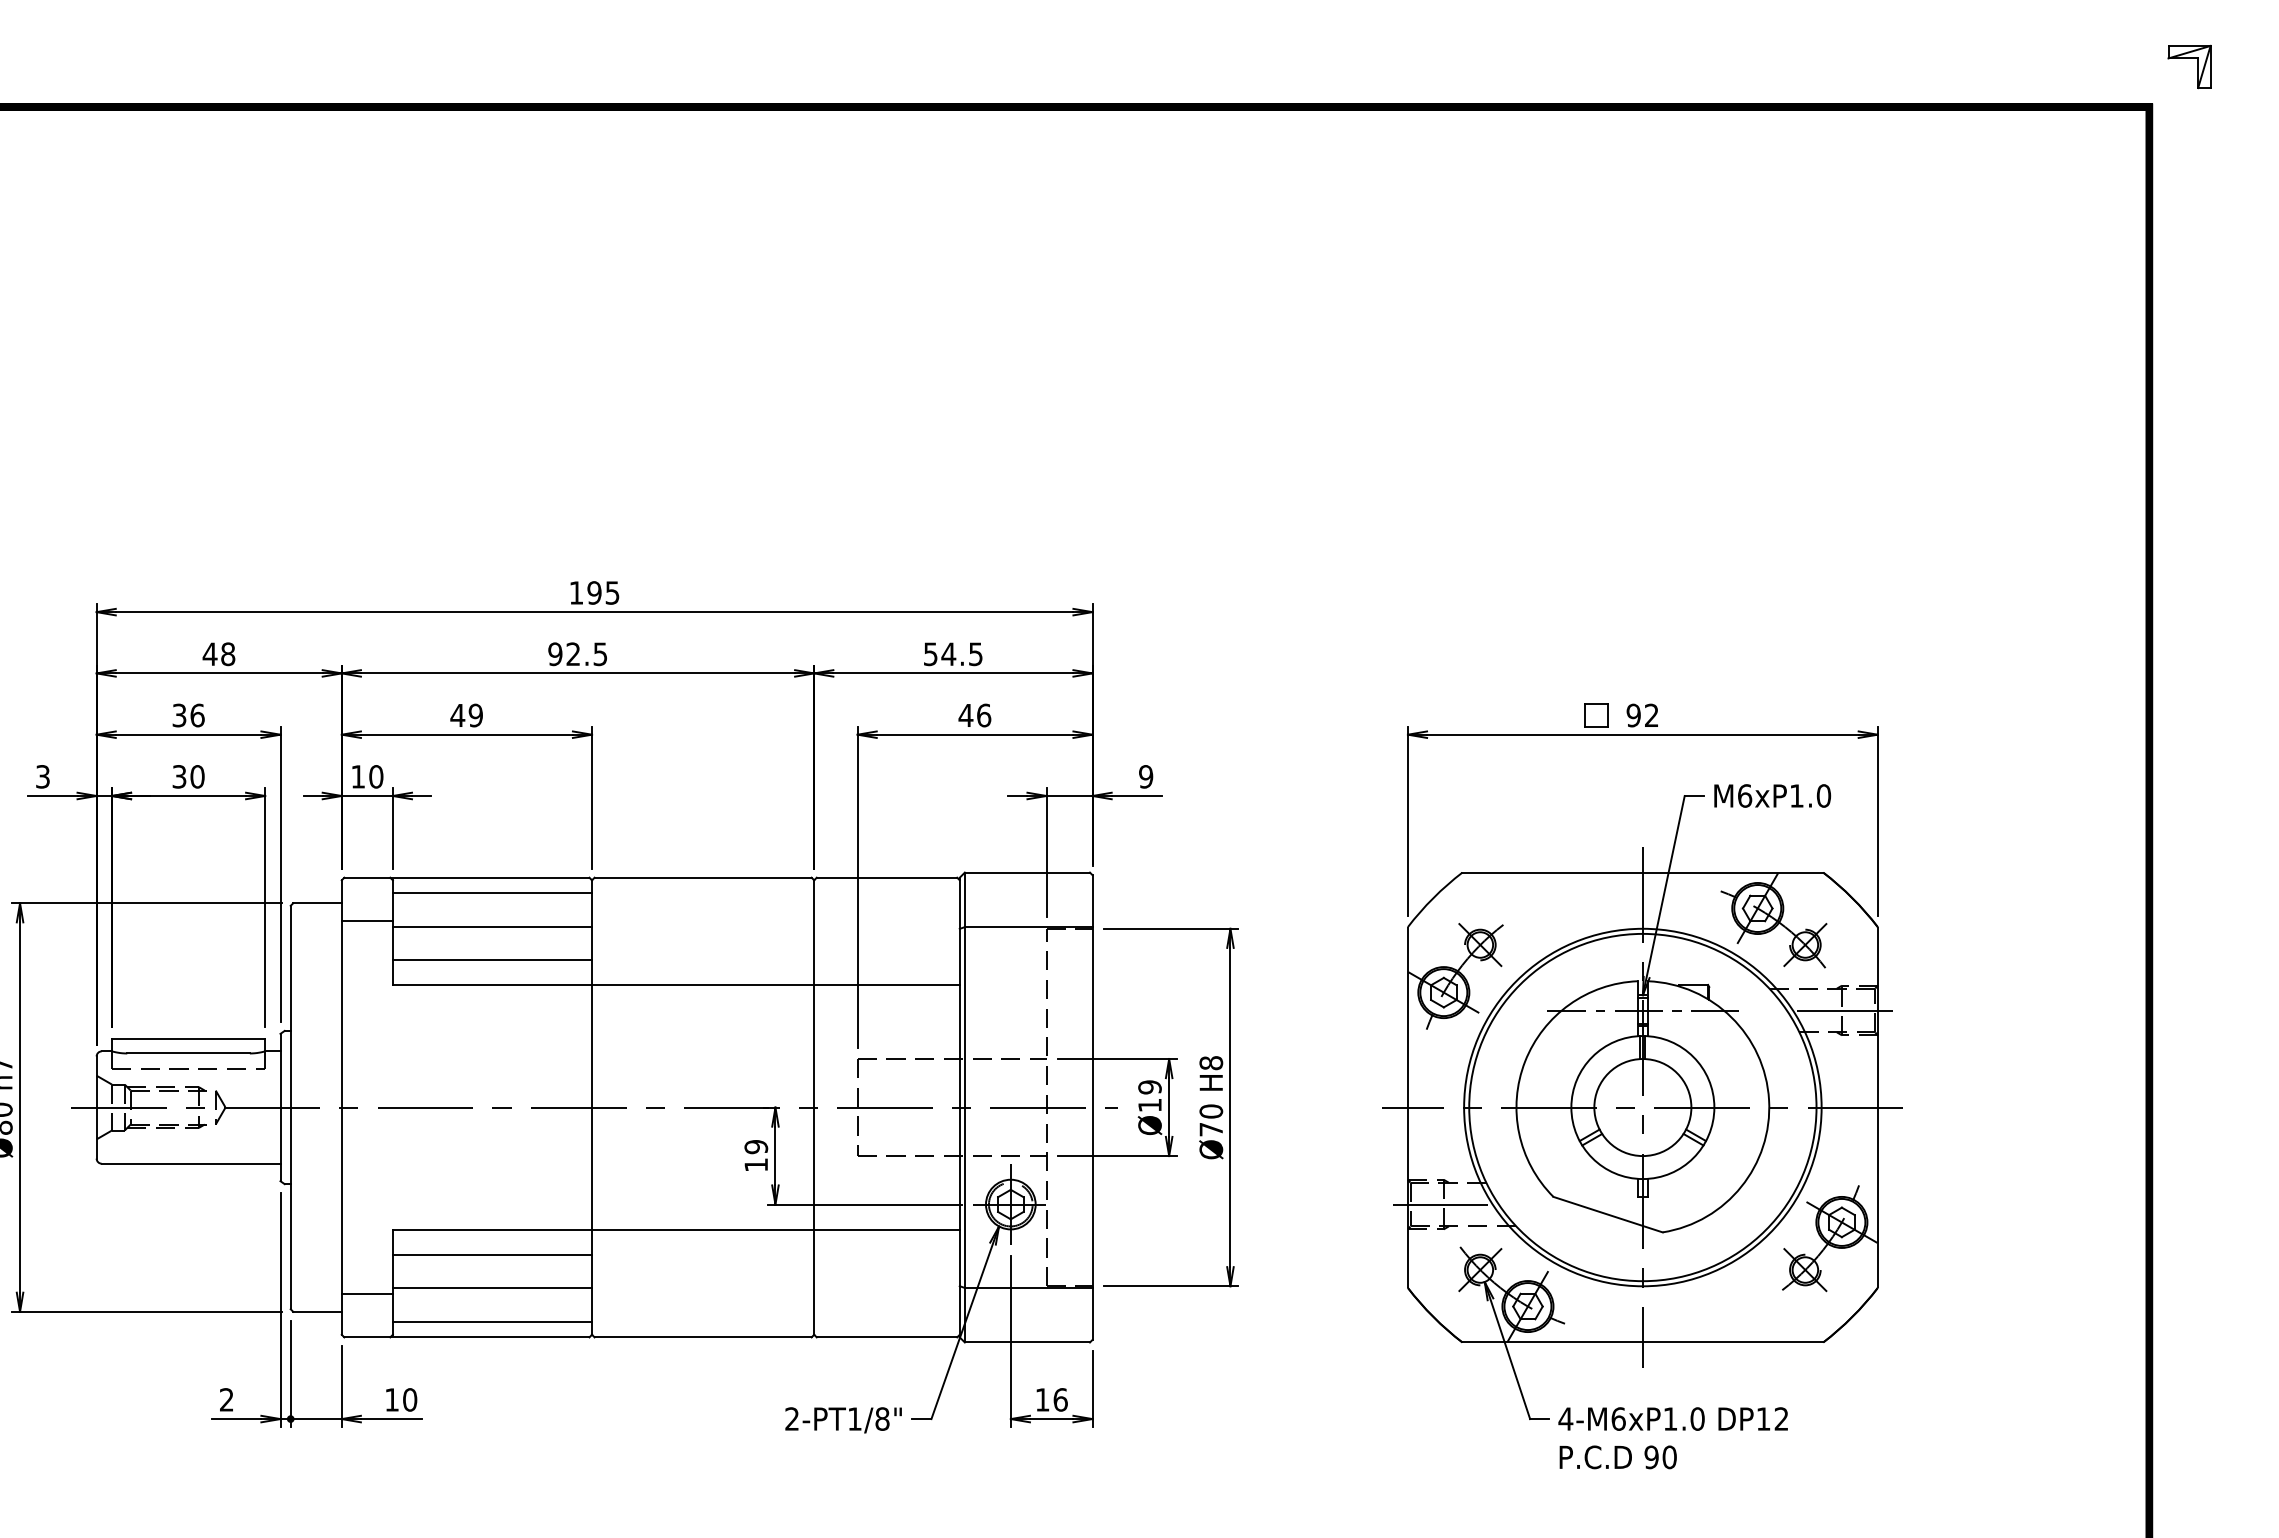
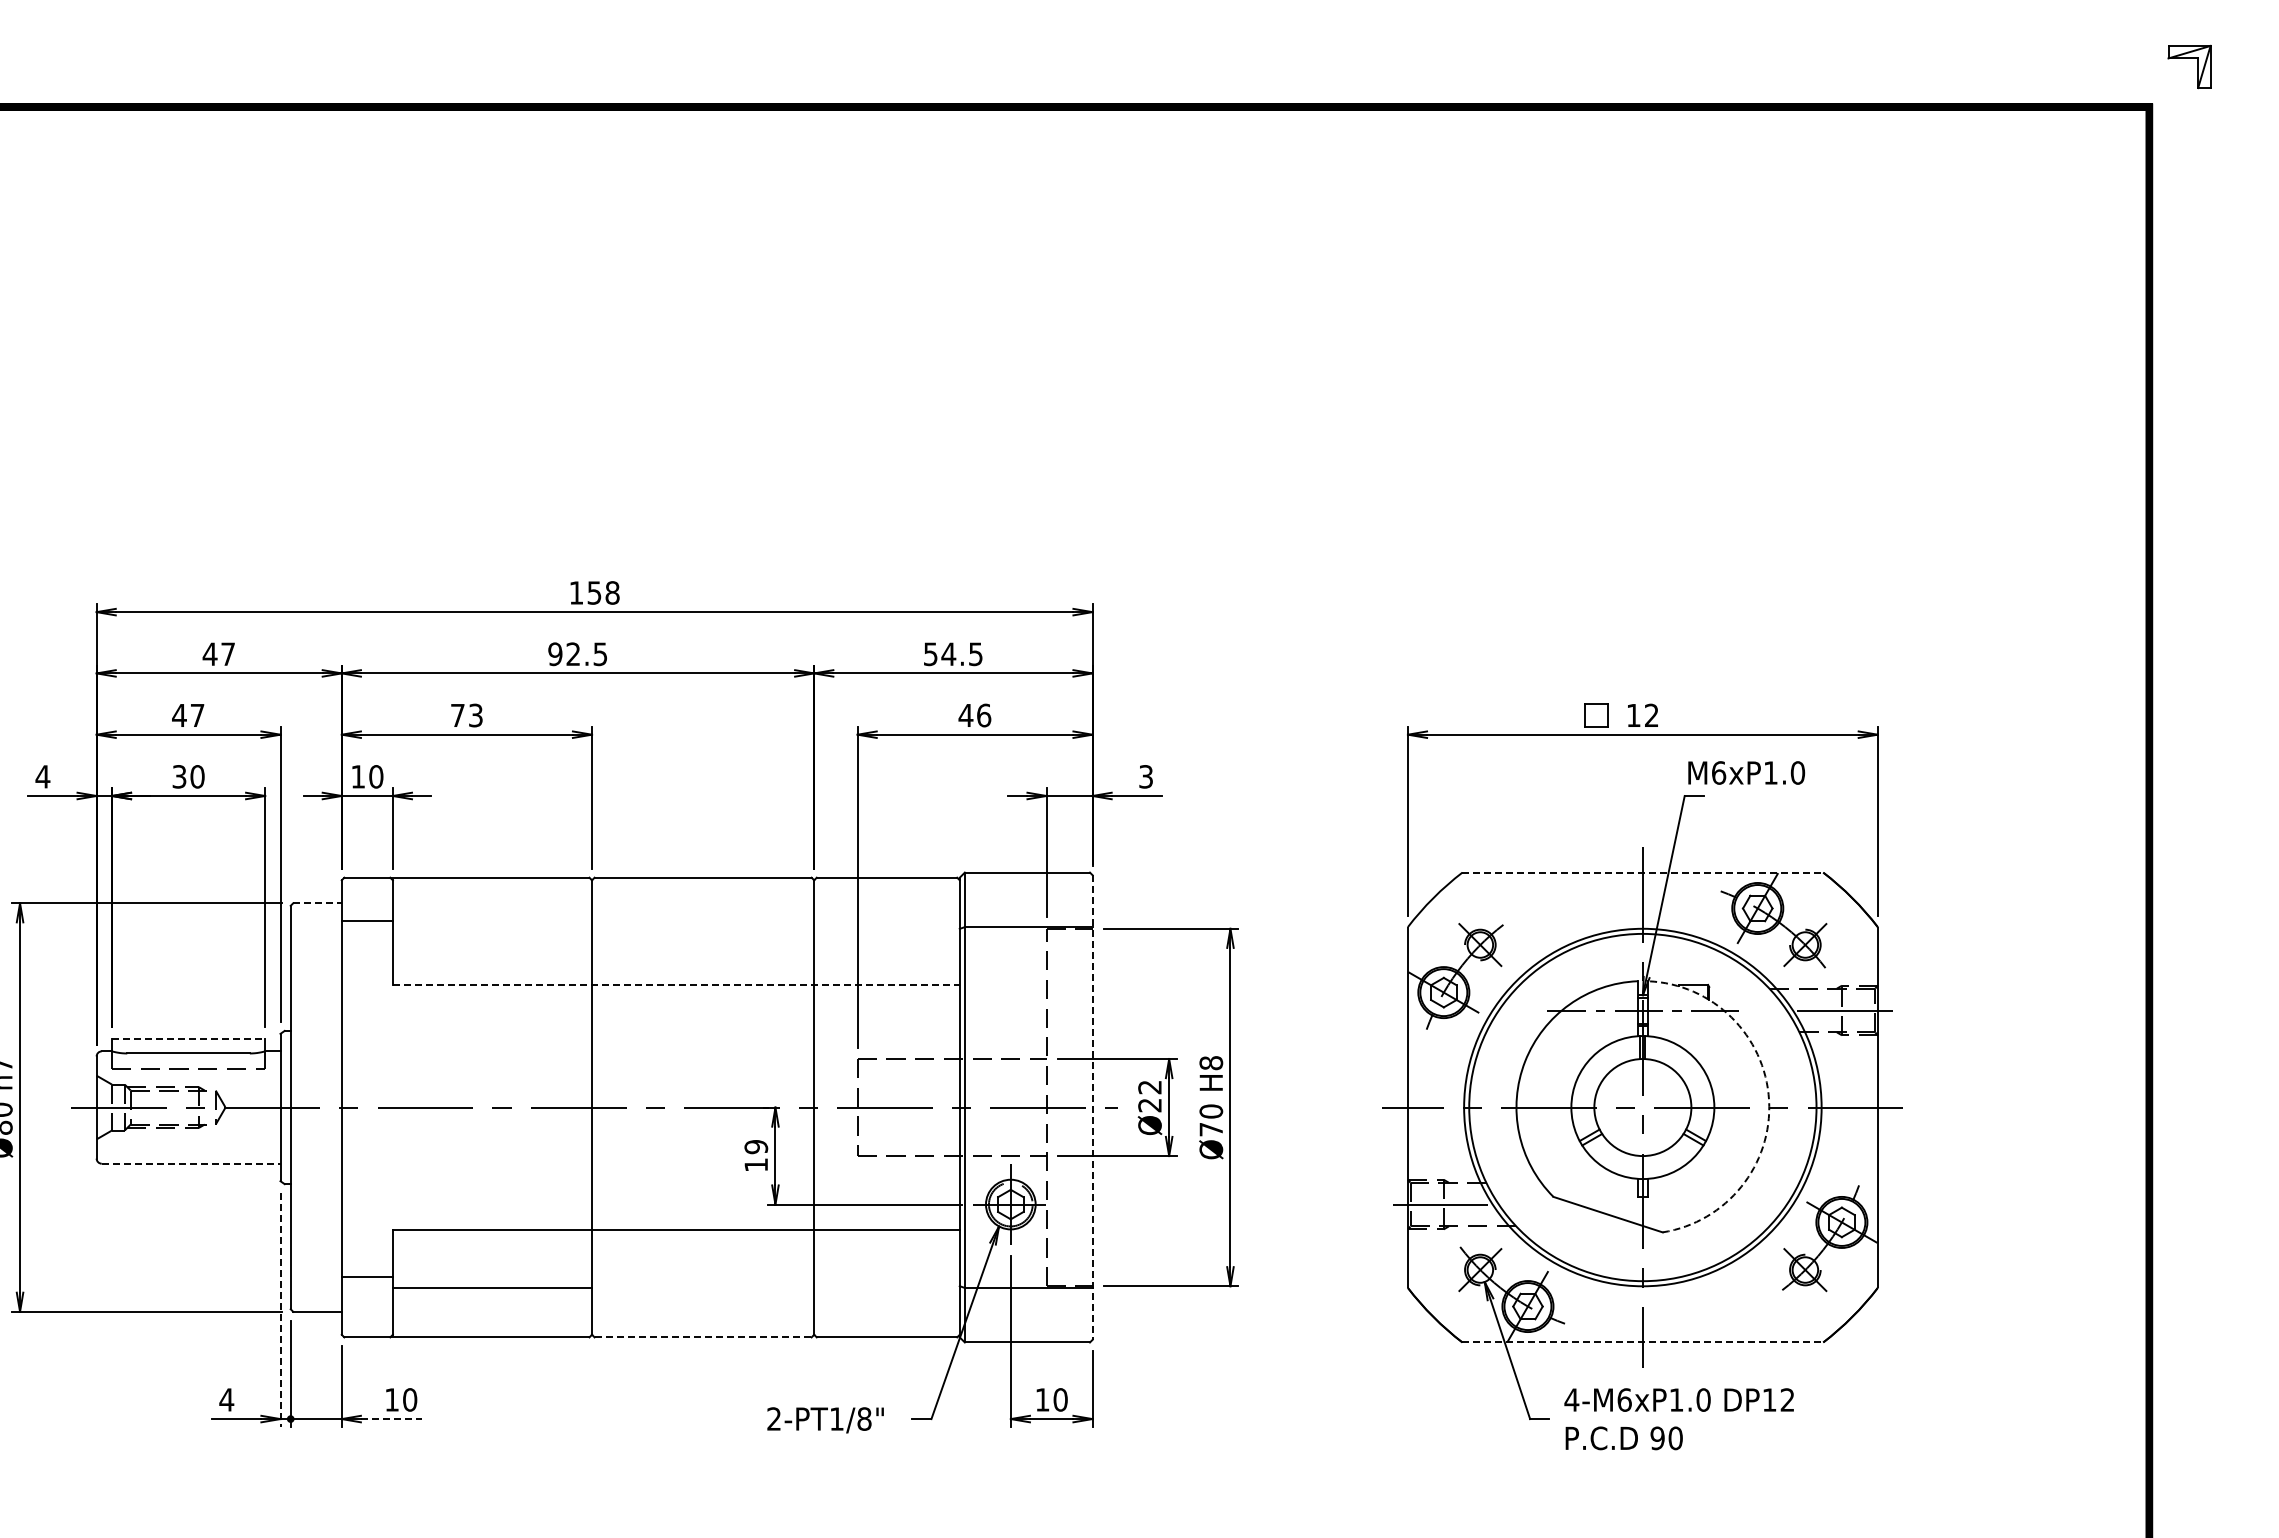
text: 195 -> 158 (603, 592)
text: 48 -> 47 (228, 654)
text: 36 -> 47 (188, 715)
text: 49 -> 73 (466, 715)
text: 92 -> 12 (1633, 715)
text: 3 -> 4 (42, 776)
text: 9 -> 3 (1146, 776)
text position: (1772, 795) -> (1746, 772) (1746, 772)
line: solid -> dashed (1643, 872)
line: present -> none (492, 892)
line: solid -> dashed (318, 903)
line: present -> none (492, 926)
line: present -> none (492, 960)
line: solid -> dashed (676, 984)
line: solid -> dashed (188, 1038)
text: Ø19 -> Ø22 (1149, 1096)
arc: solid -> dashed (1769, 1100)
line: solid -> dashed (1092, 1108)
line: solid -> dashed (191, 1163)
line: present -> none (492, 1254)
line position: (366, 1294) -> (366, 1277) (366, 1277)
line: solid -> dashed (280, 1310)
line: present -> none (492, 1322)
line: solid -> dashed (703, 1337)
line: solid -> dashed (1643, 1342)
text: 2 -> 4 (226, 1399)
text: 16 -> 10 (1060, 1399)
line: solid -> dashed (391, 1419)
text position: (843, 1420) -> (825, 1420) (825, 1420)
text position: (1672, 1438) -> (1678, 1419) (1678, 1419)
